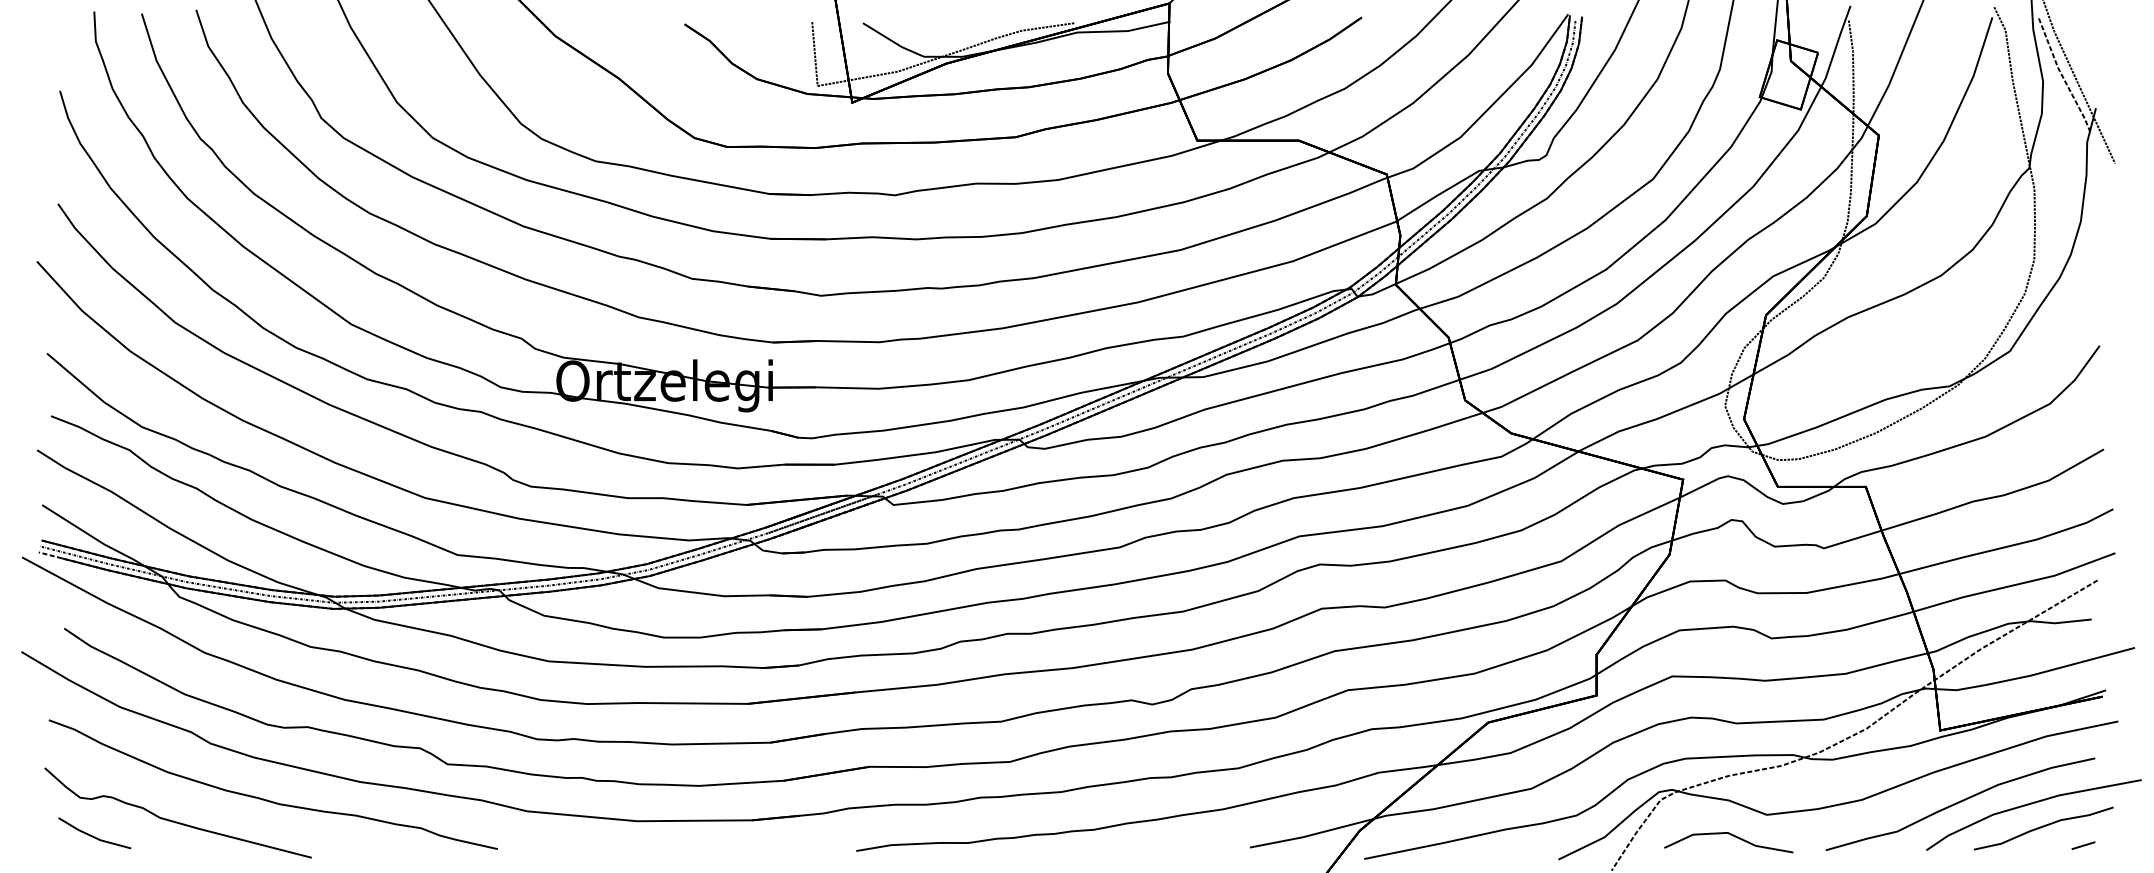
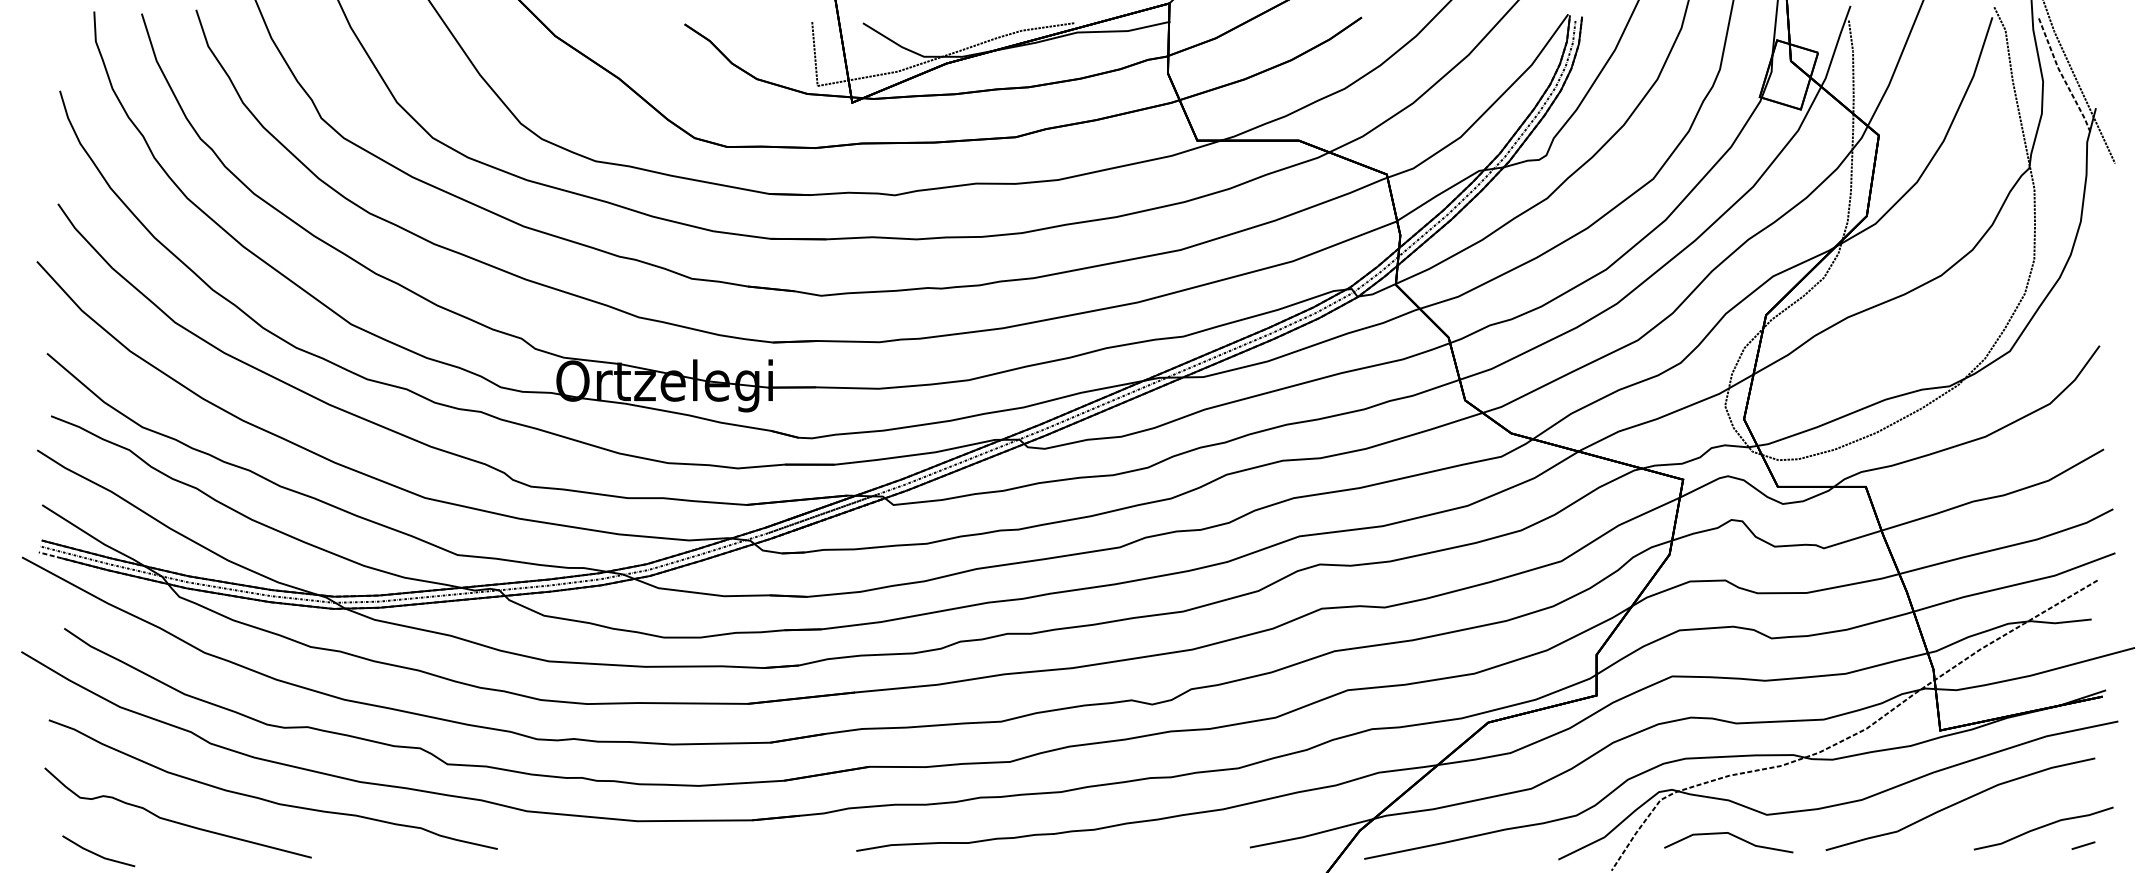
part: present -> none (2032, 804)
part position: (94, 833) -> (98, 851) (98, 851)
